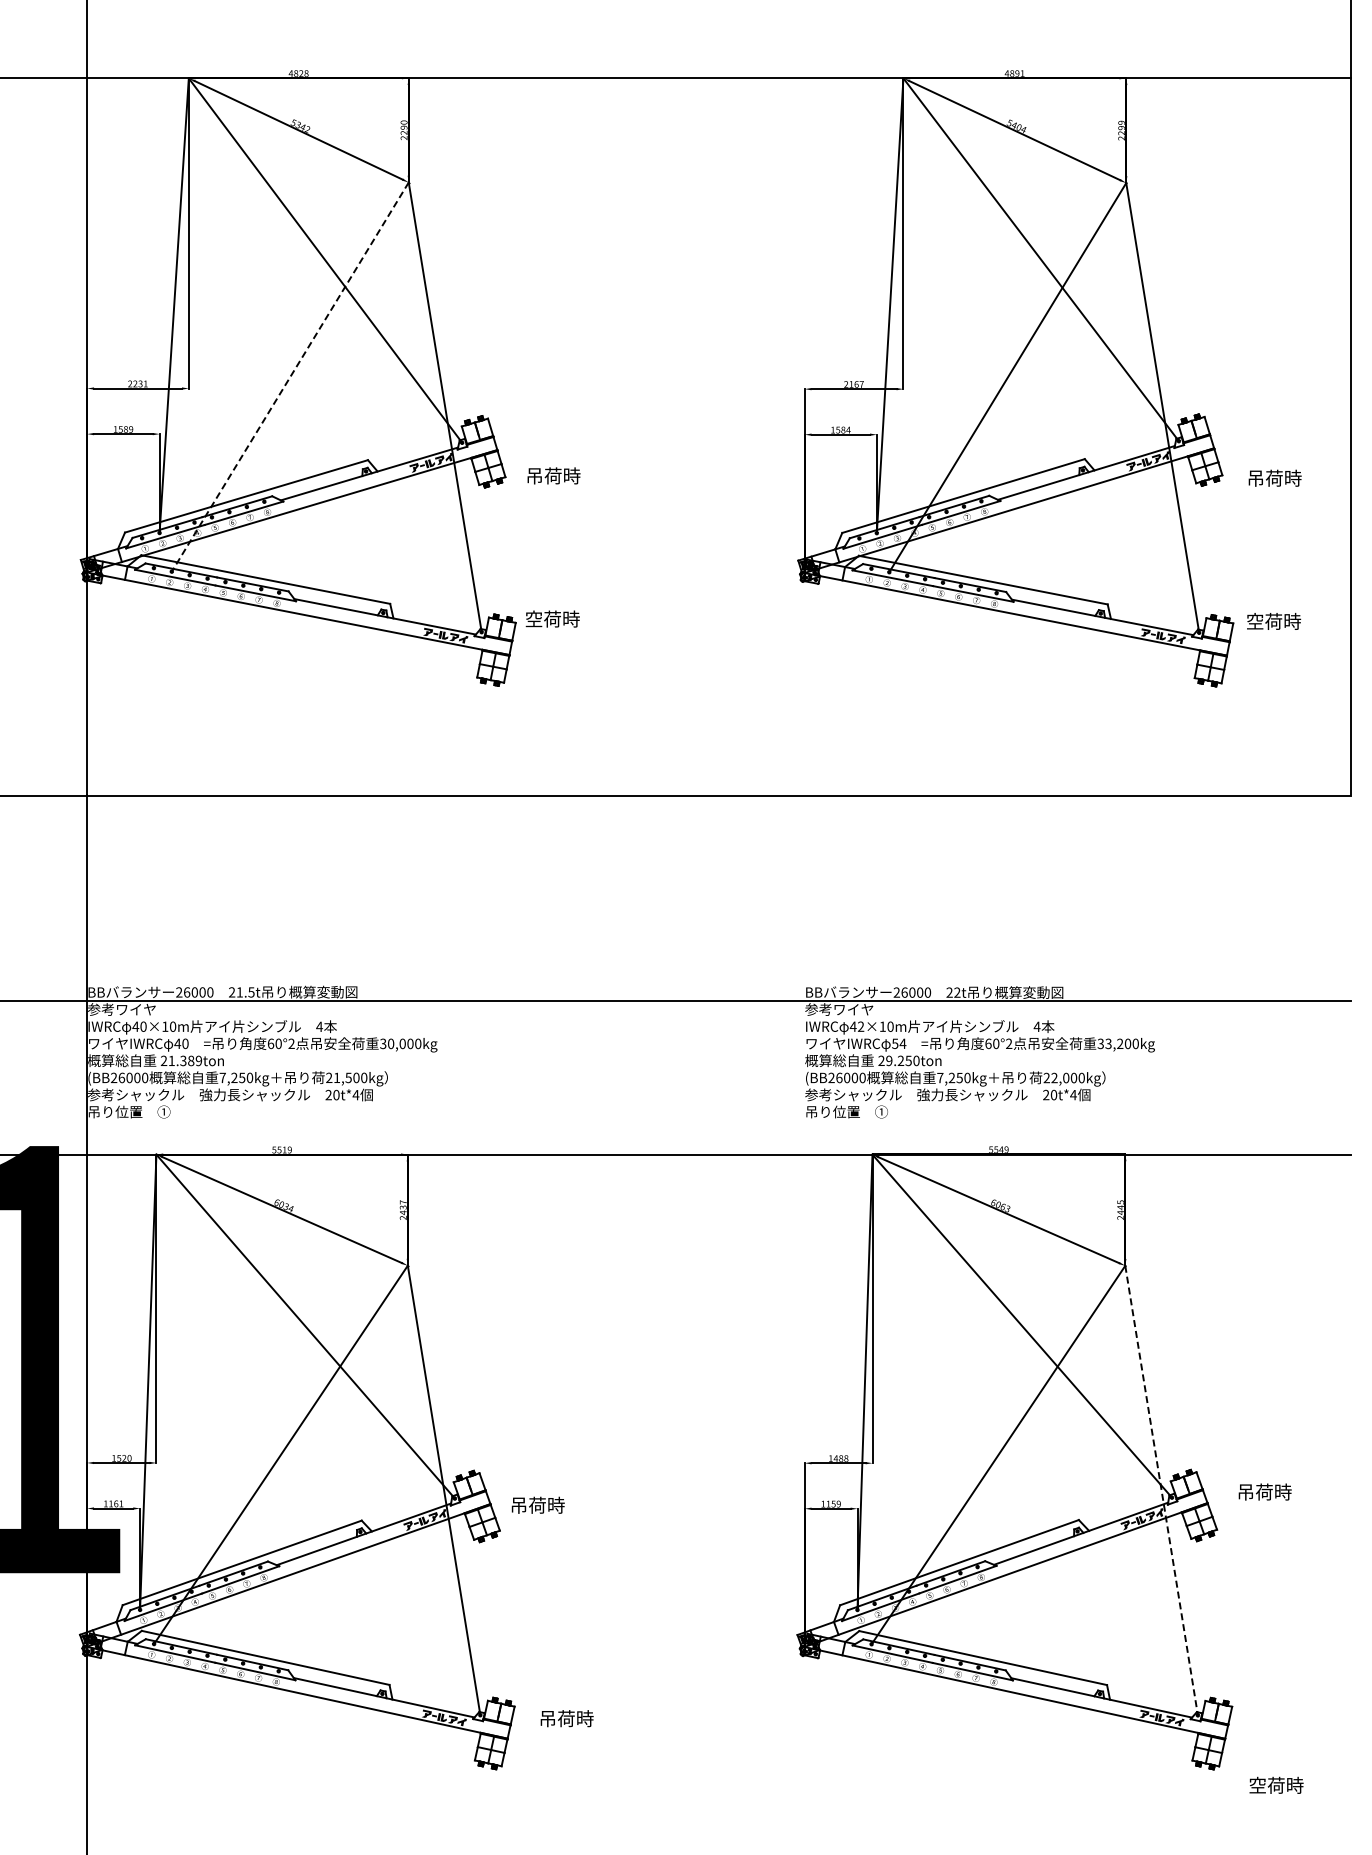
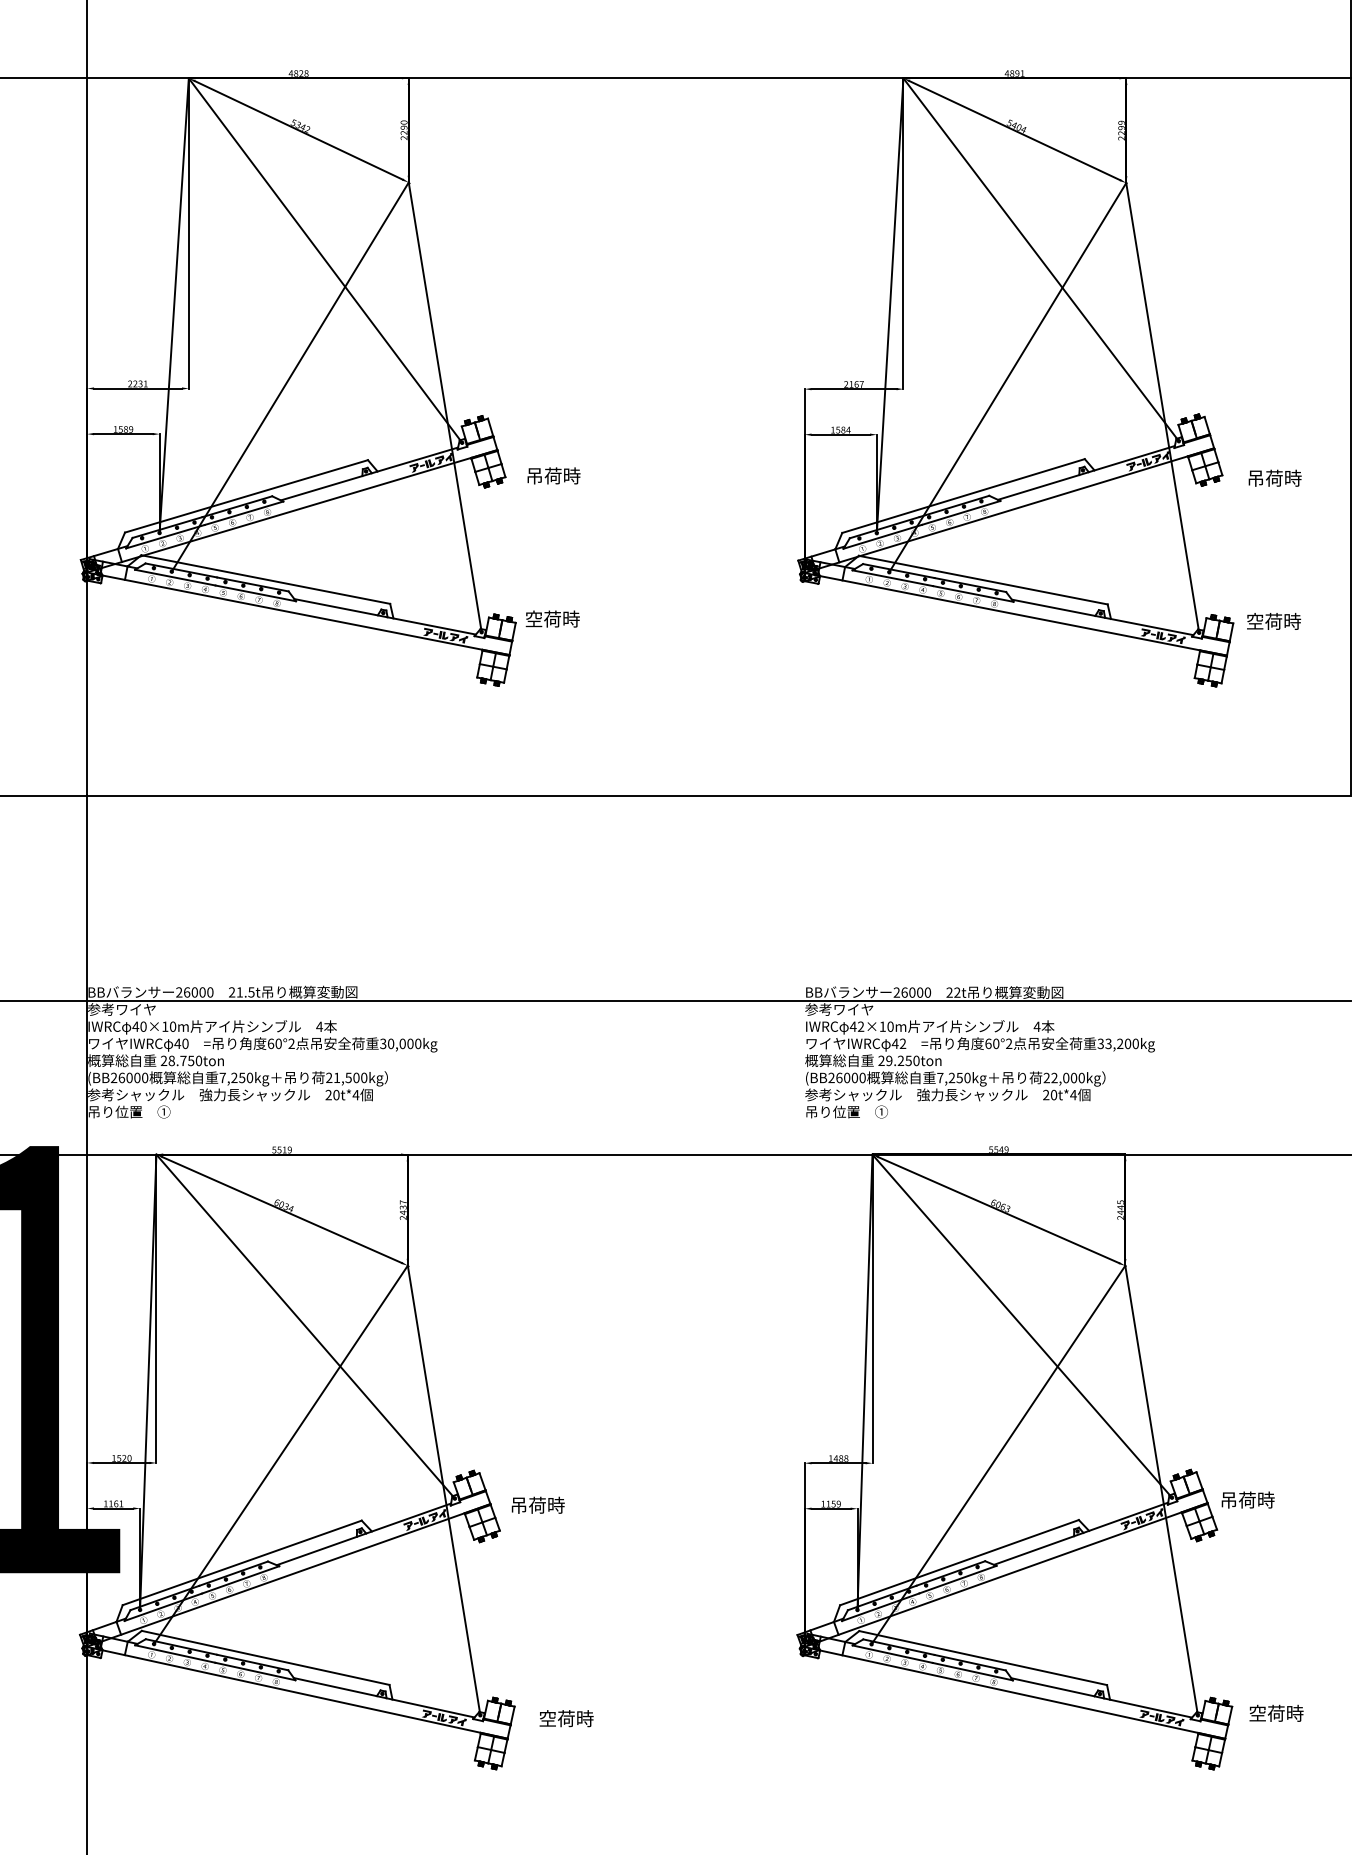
line: dashed -> solid (290, 377)
text: 54 -> 42 (898, 1043)
text: 21.389ton -> 28.750ton (184, 1060)
line: dashed -> solid (1161, 1490)
text position: (1264, 1491) -> (1247, 1499) (1247, 1499)
text: 吊荷時 -> 空荷時 (547, 1718)
text position: (1276, 1784) -> (1276, 1712) (1276, 1712)
